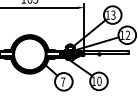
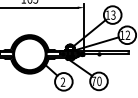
text: 10 -> 70 (94, 80)
text: 7 -> 2 (62, 81)
